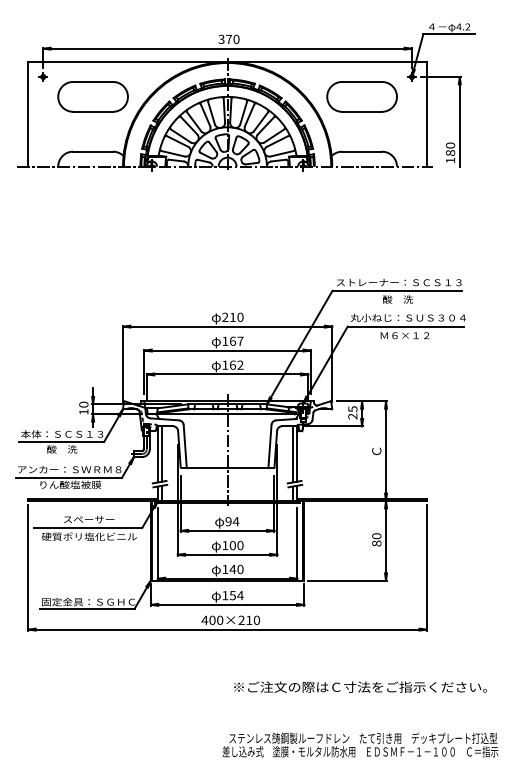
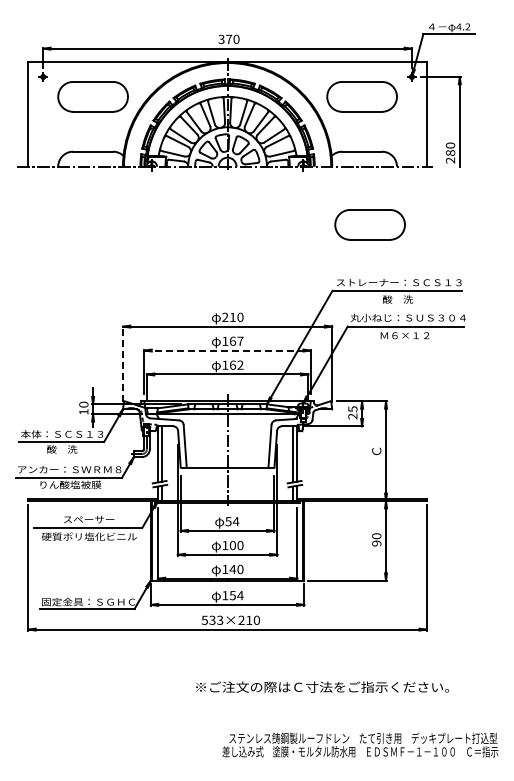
text: 180 -> 280 (449, 160)
part: none -> present (369, 224)
line: solid -> dashed (228, 350)
line: solid -> dashed (122, 363)
text: 94 -> 54 (228, 521)
text: 80 -> 90 (376, 543)
text: 400×210 -> 533×210 (212, 619)
text position: (360, 686) -> (322, 686) (322, 686)
